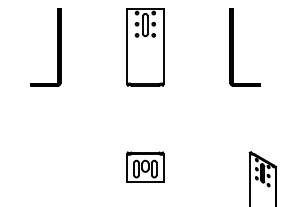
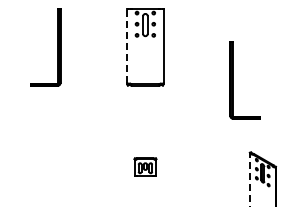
line: solid -> dashed (127, 45)
part position: (233, 47) -> (233, 80) (233, 80)
part size: 39x32 px -> 25x20 px (145, 166)
line: solid -> dashed (249, 179)
